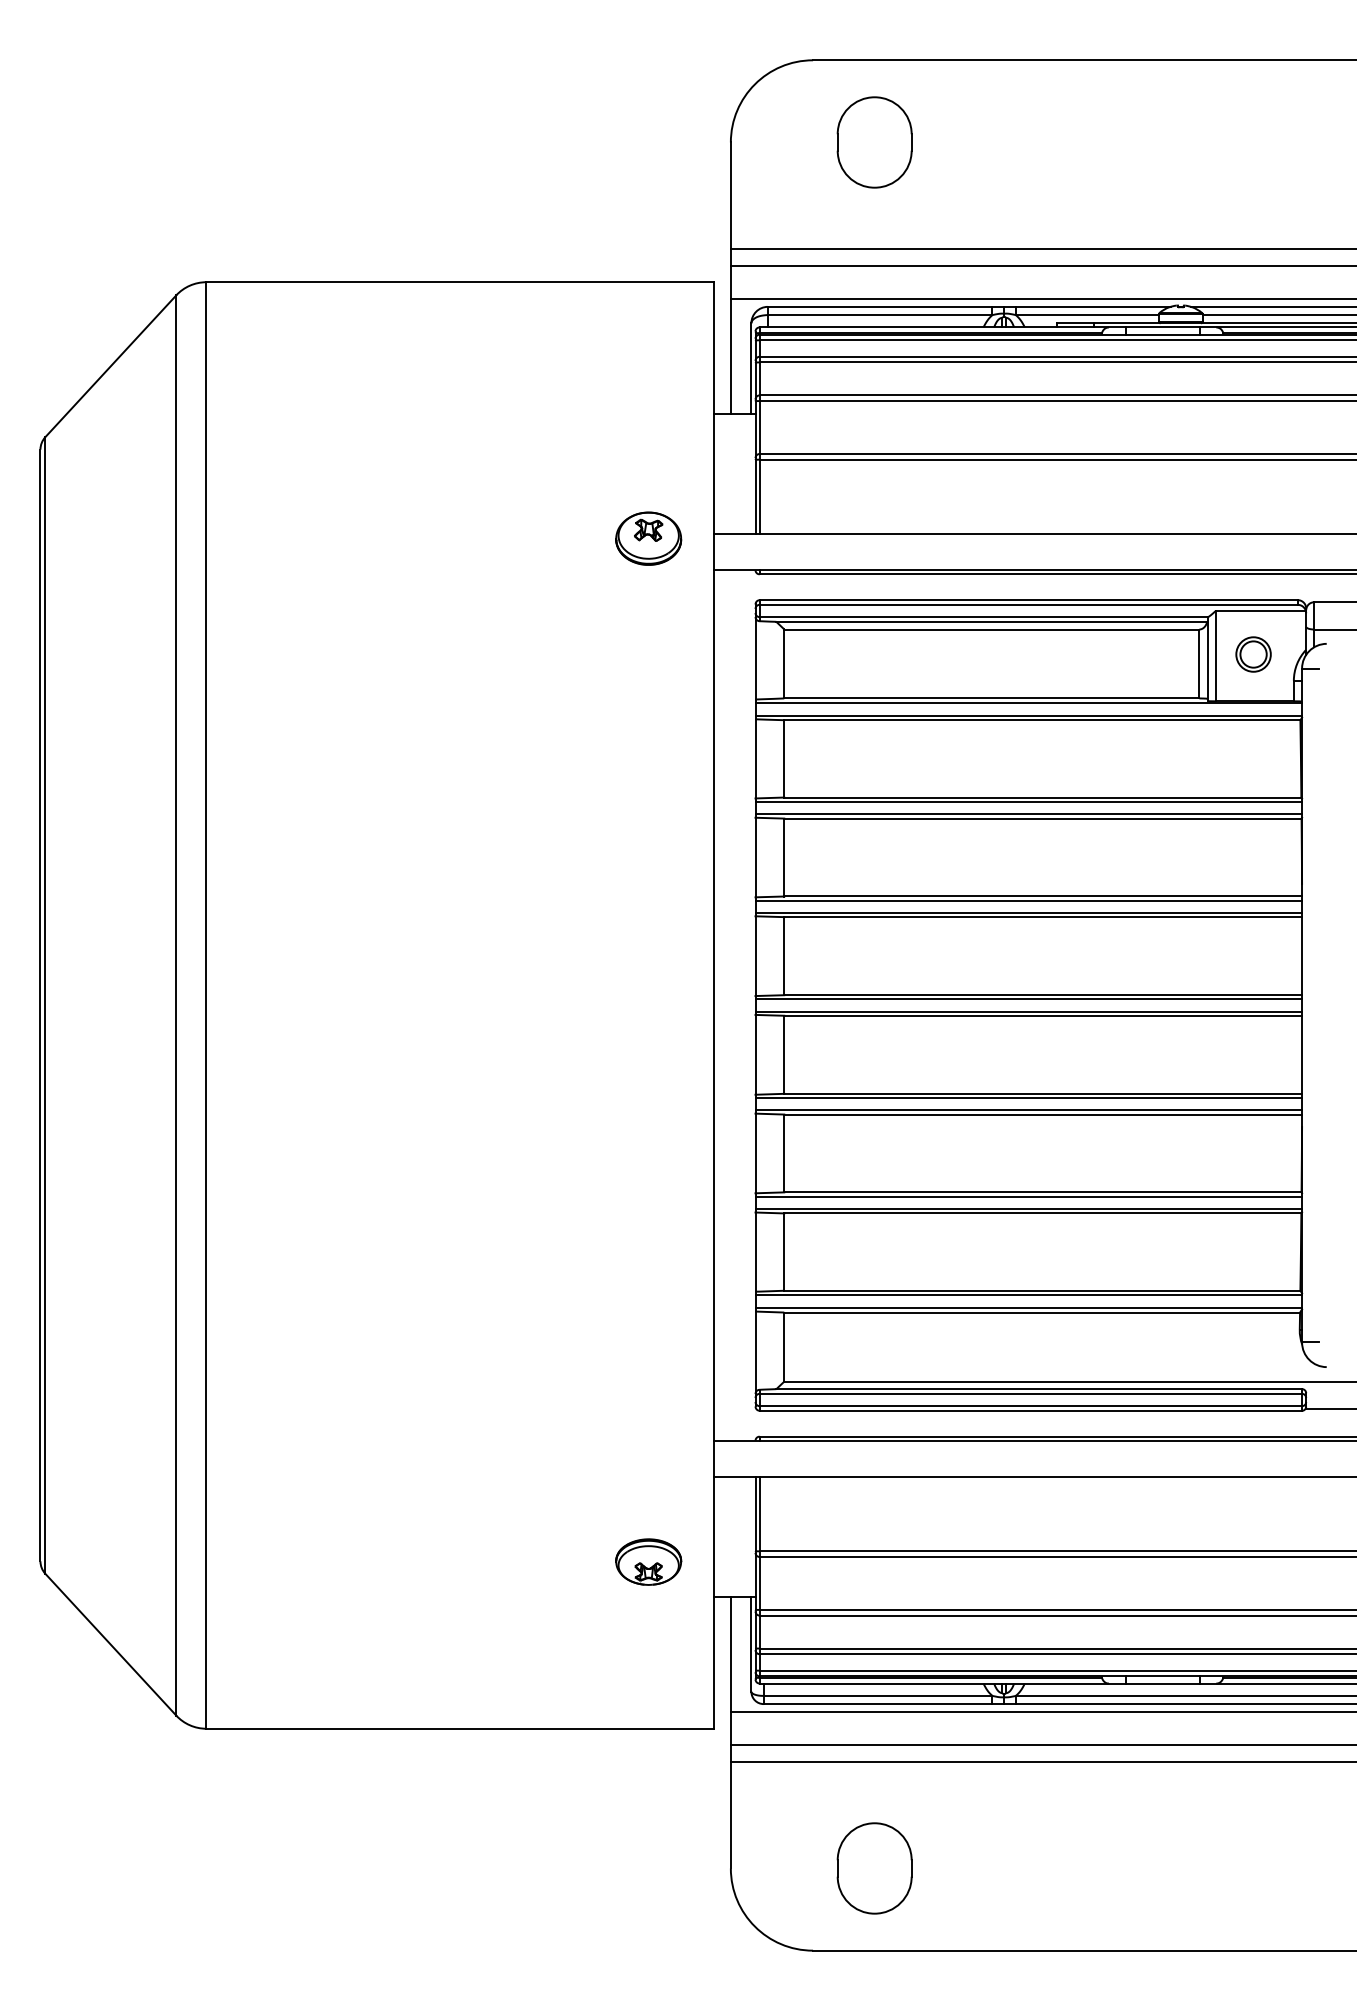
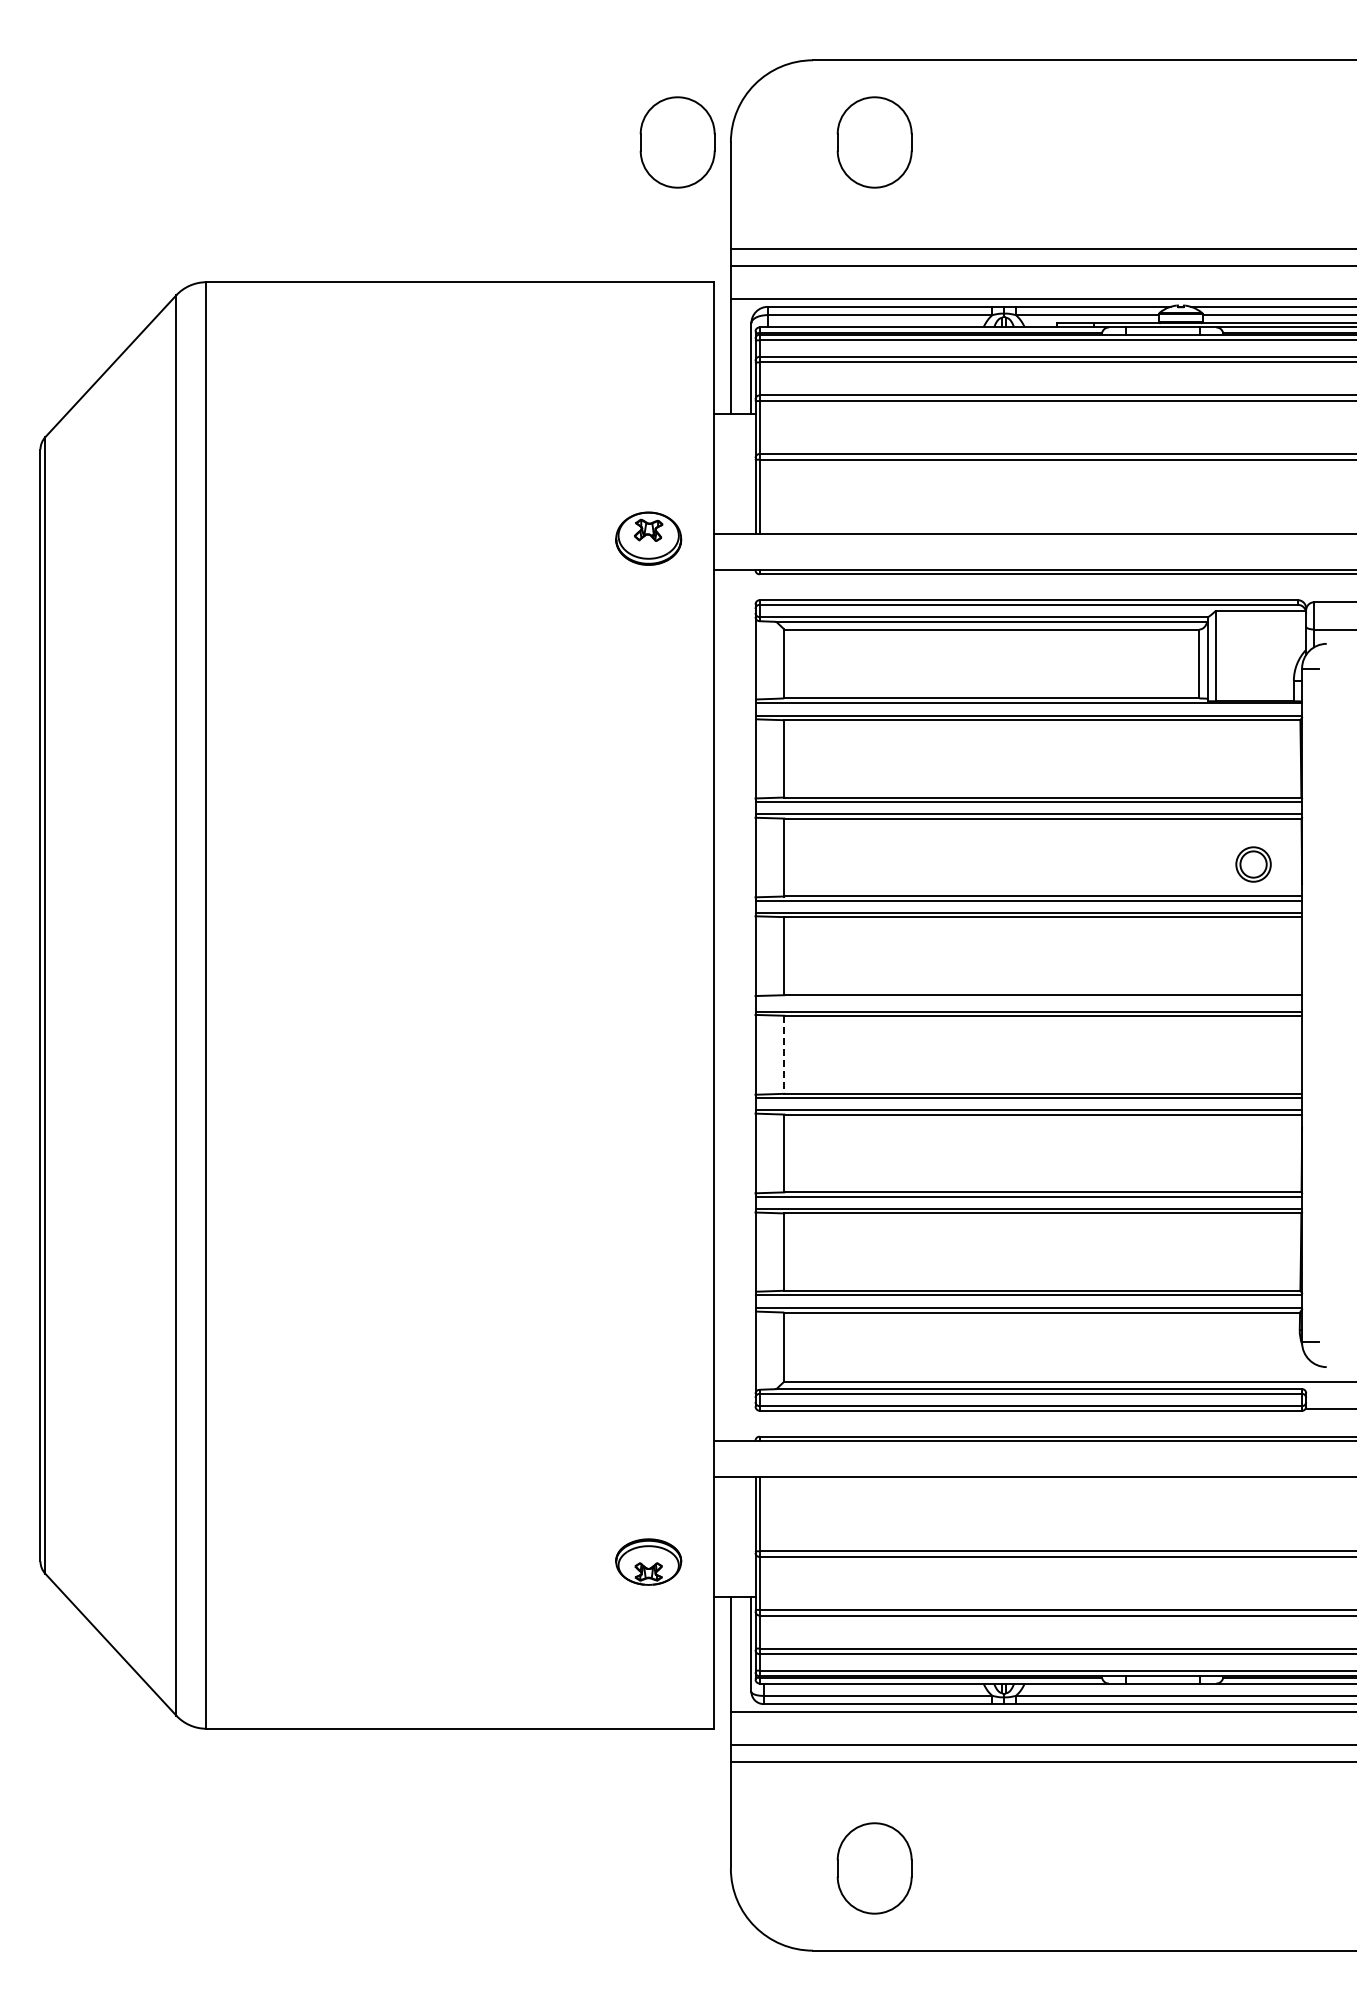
part: none -> present (677, 142)
part position: (1253, 654) -> (1253, 864) (1253, 864)
line: present -> none (1028, 999)
line: solid -> dashed (784, 1055)
